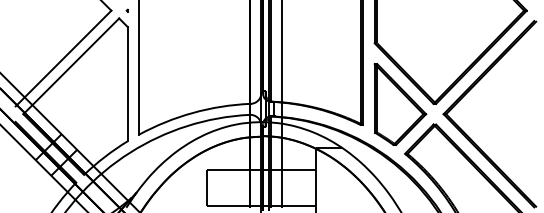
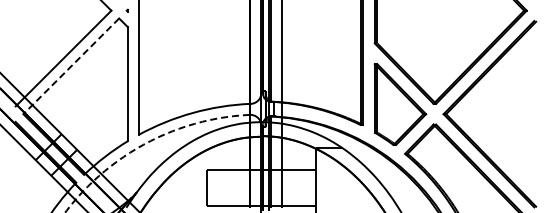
line: solid -> dashed (71, 66)
arc: solid -> dashed (146, 143)
